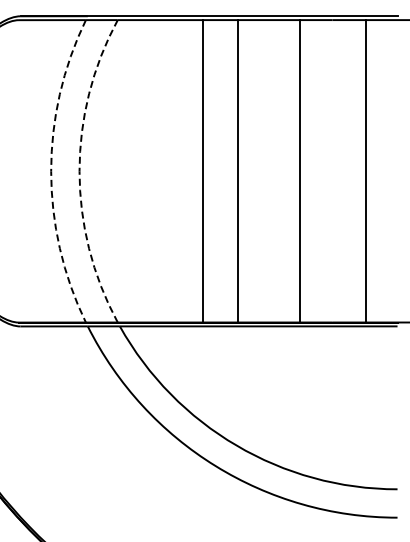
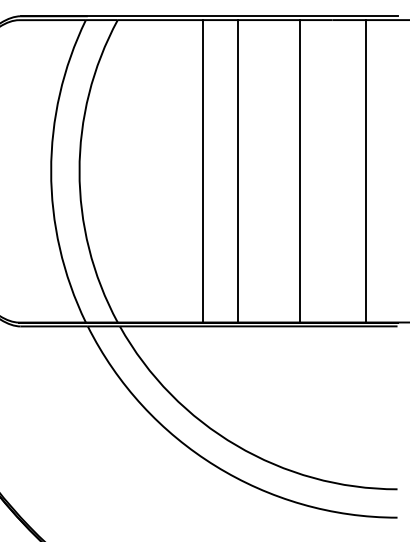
arc: dashed -> solid (51, 171)
arc: dashed -> solid (79, 171)
